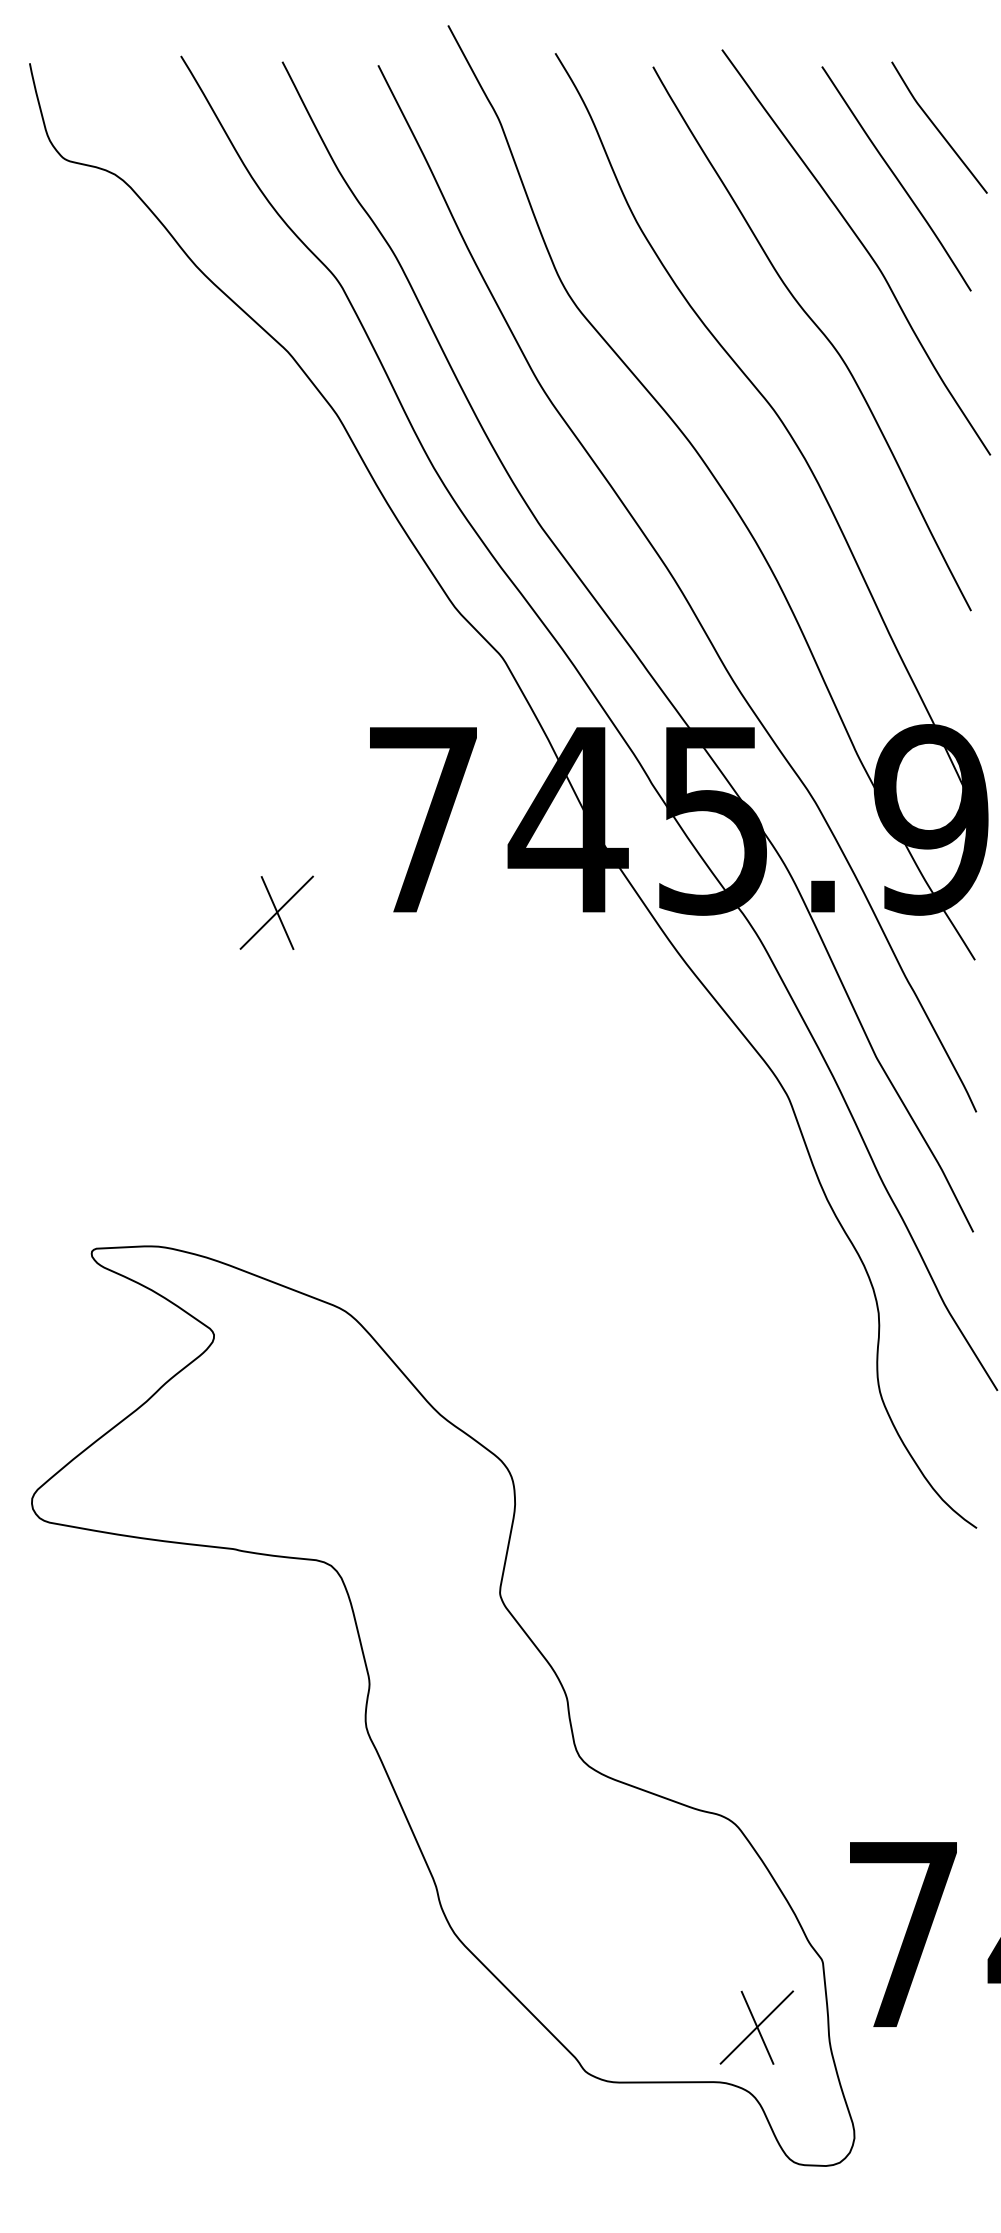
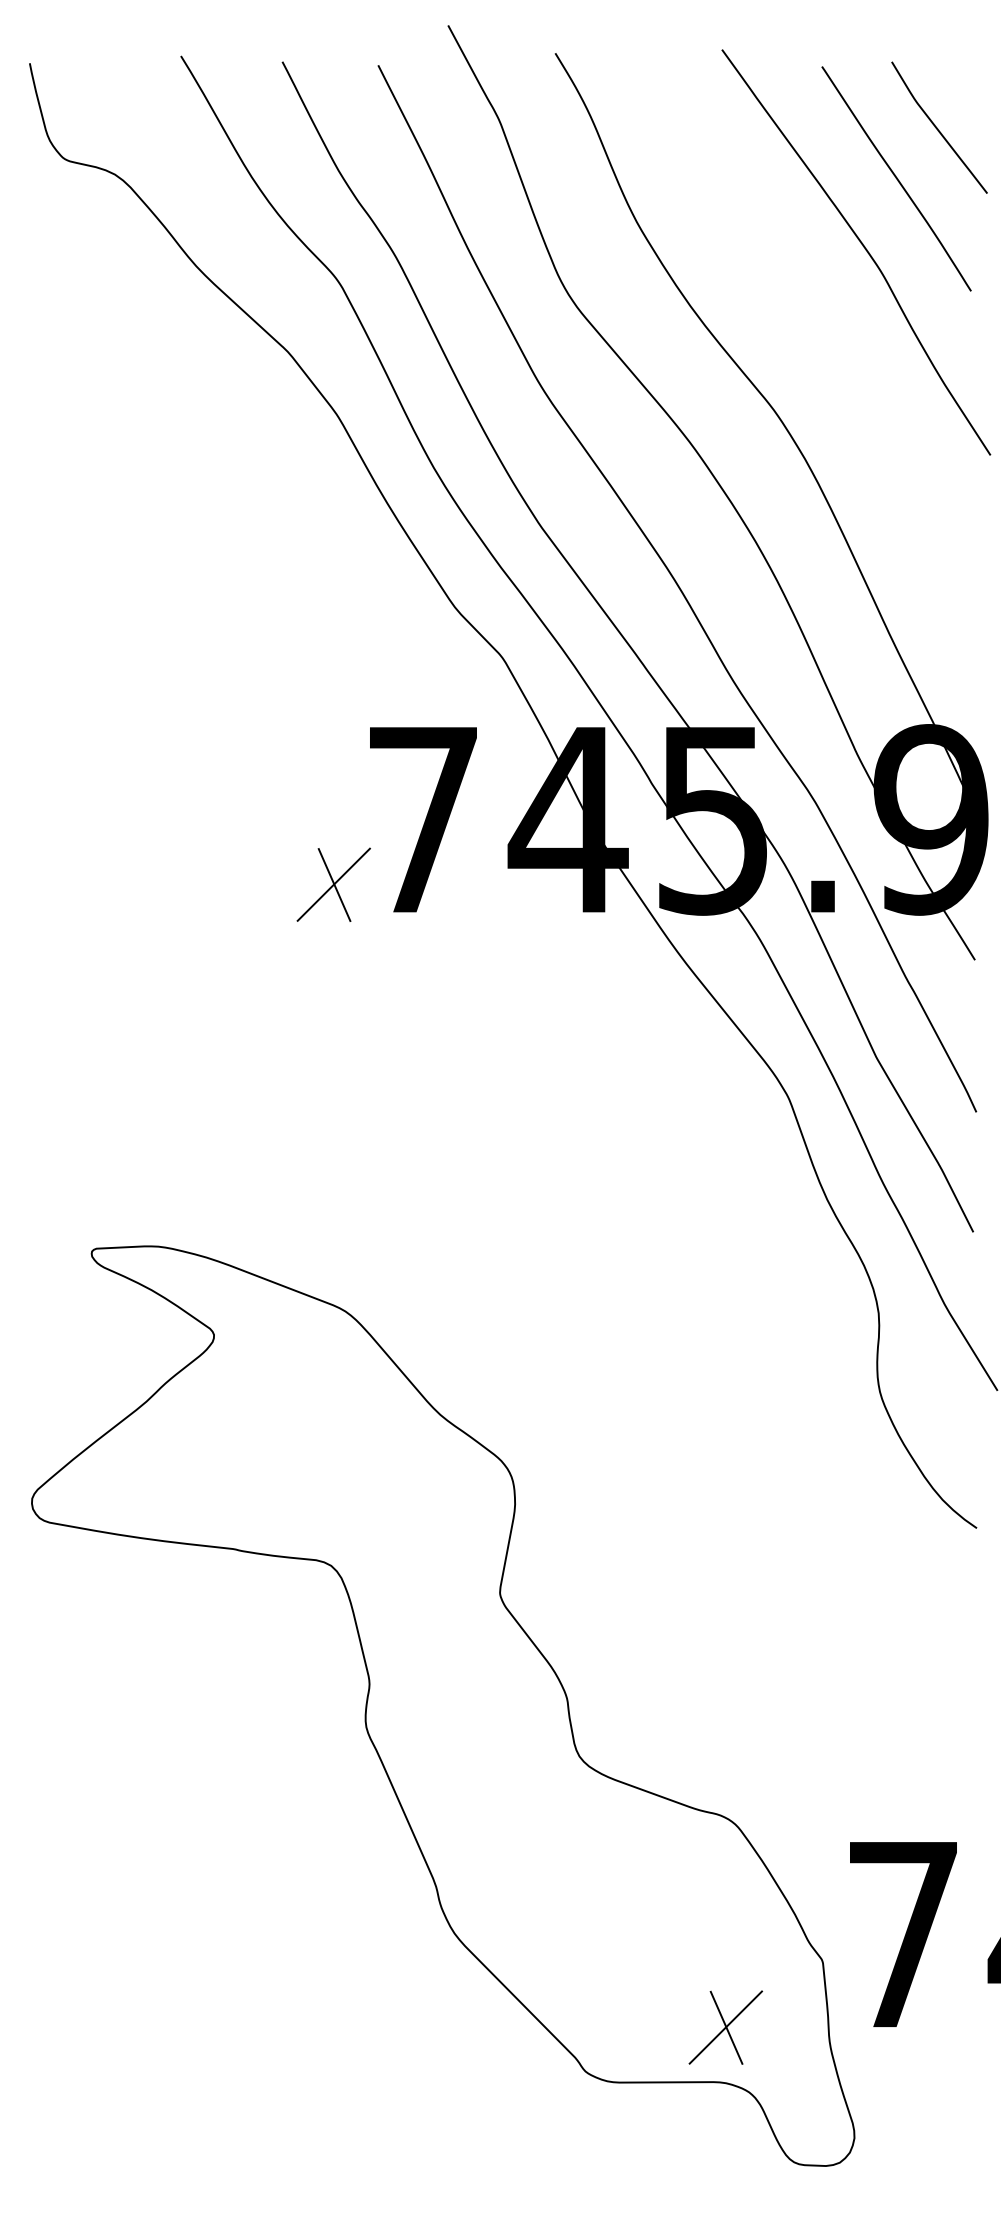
curve: present -> none (821, 333)
part position: (276, 912) -> (333, 884) (333, 884)
part position: (756, 2027) -> (725, 2027) (725, 2027)
